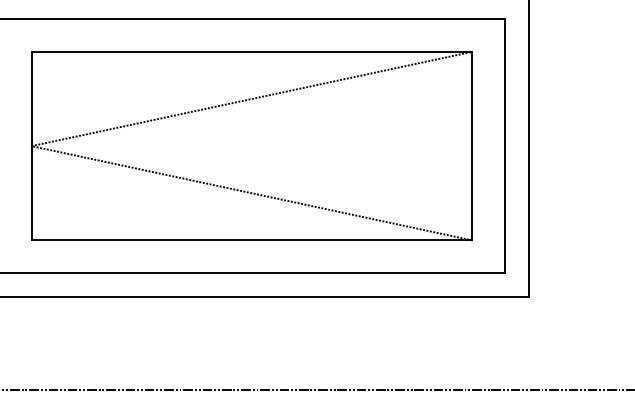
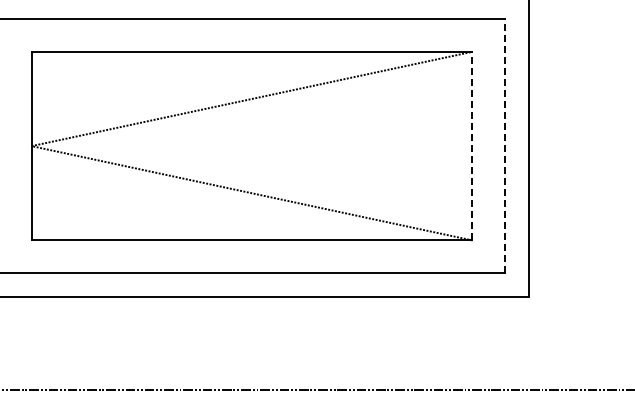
line: solid -> dashed (472, 145)
line: solid -> dashed (505, 145)
